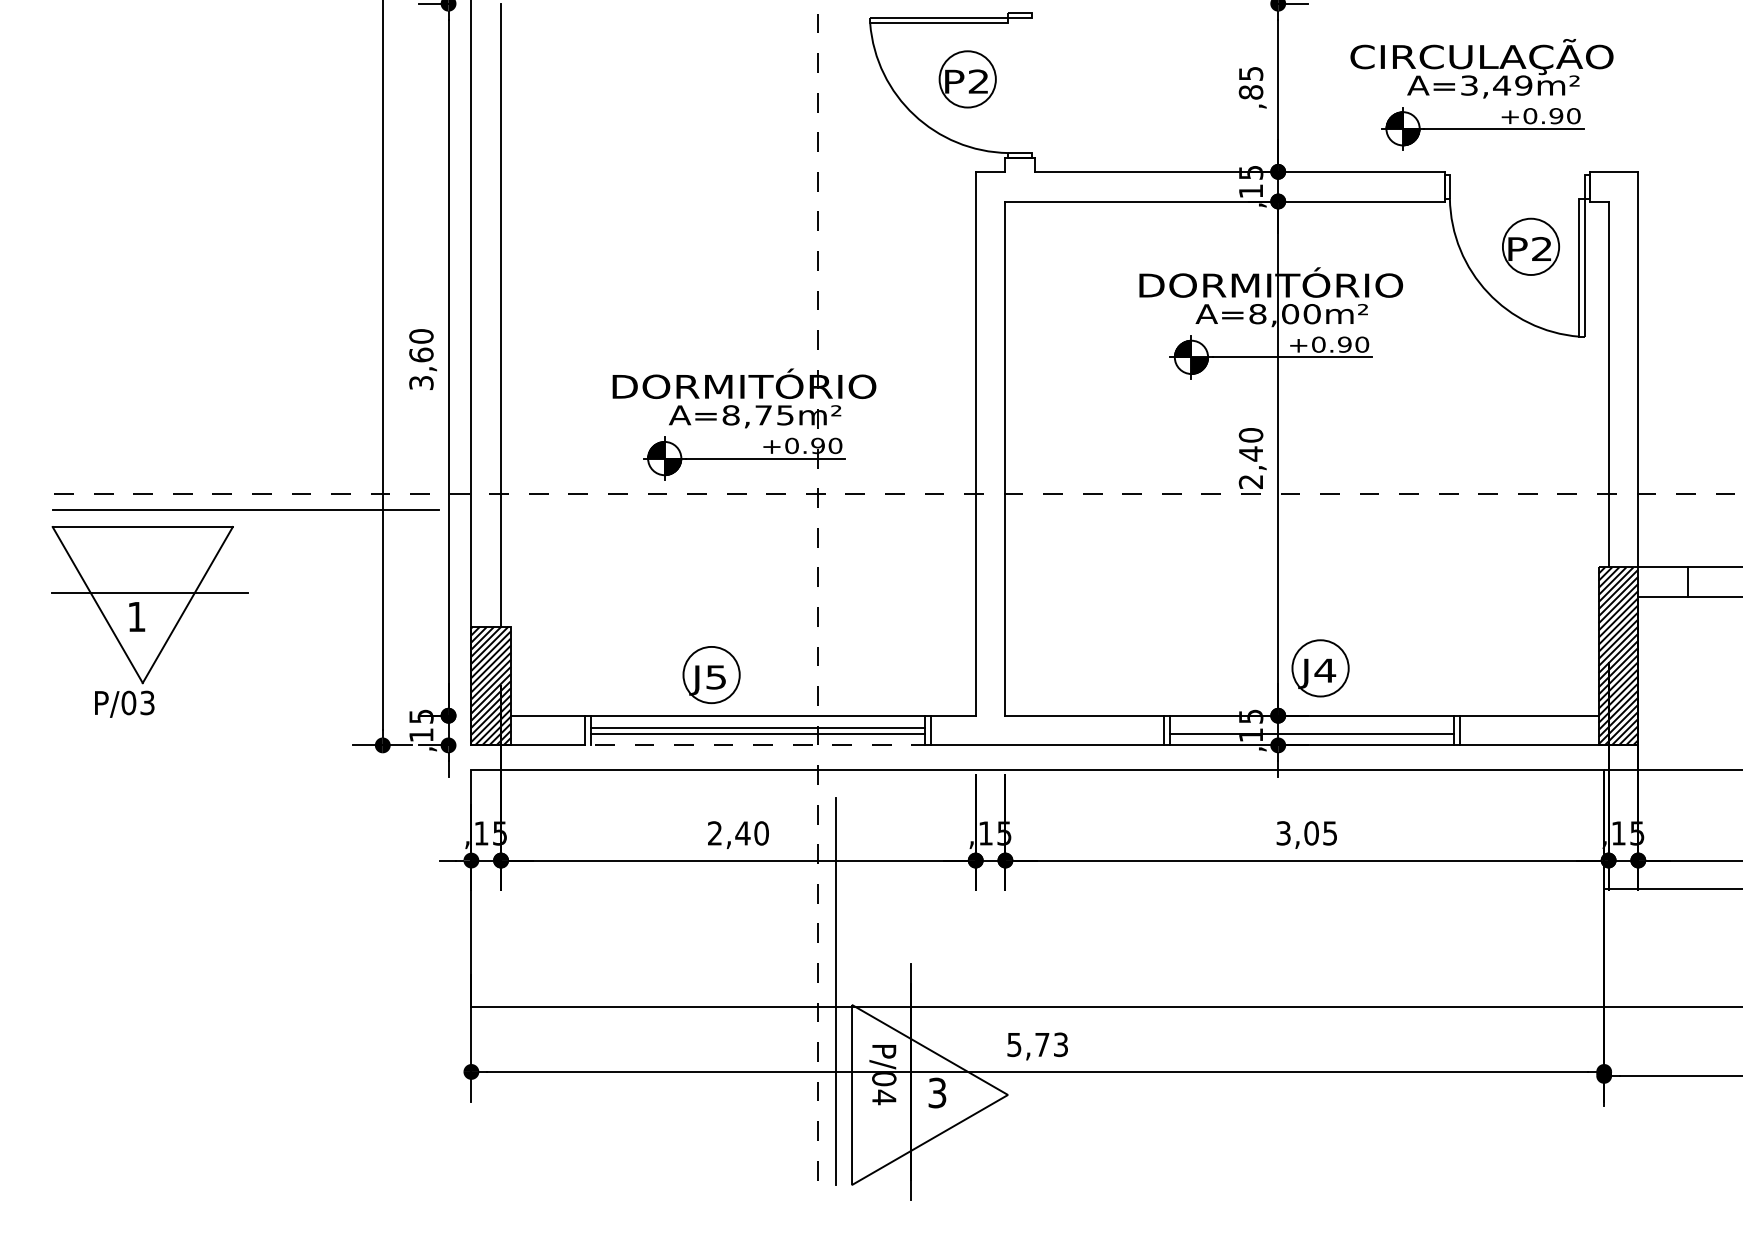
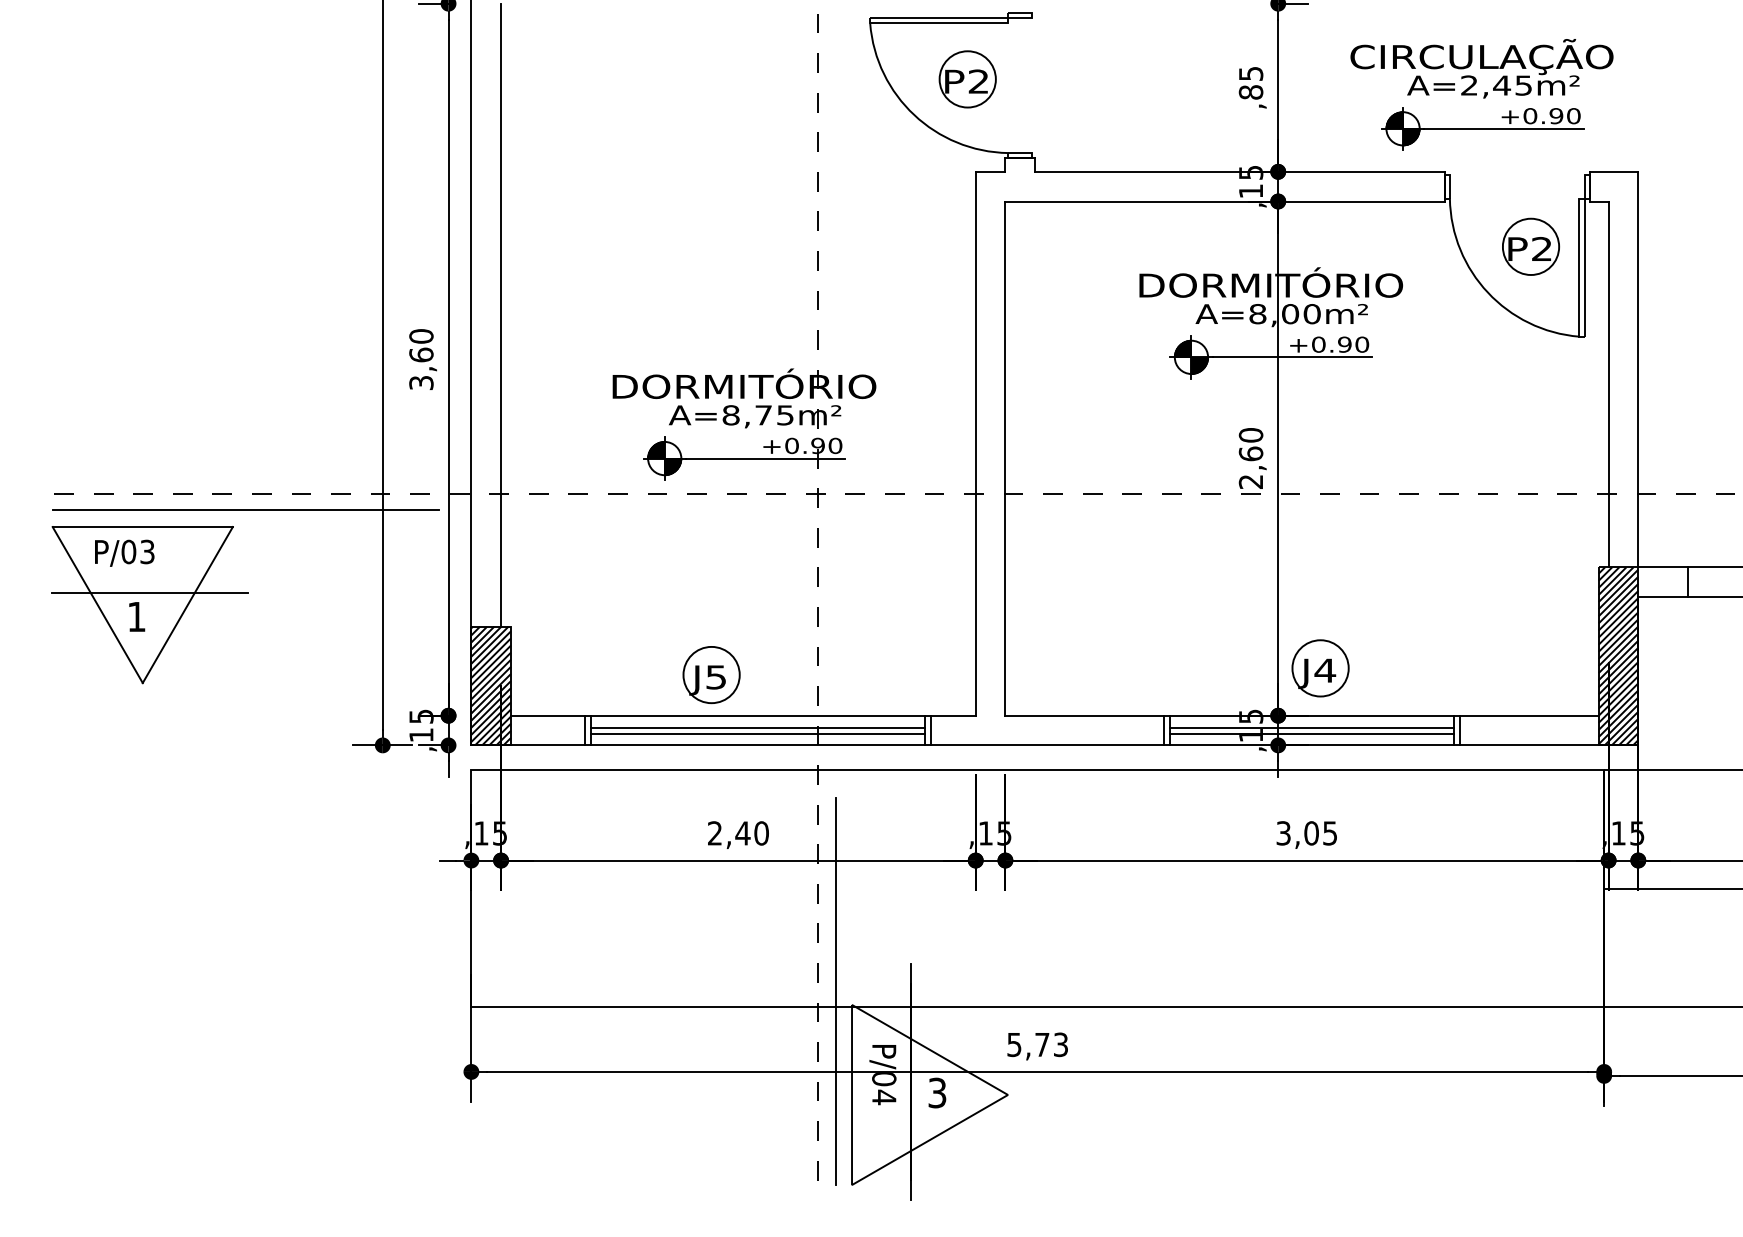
text: A=3,49m² -> A=2,45m² (1496, 85)
text: 2,40 -> 2,60 (1250, 453)
text position: (124, 703) -> (124, 552) (124, 552)
line: none -> present (1311, 727)
line: dashed -> solid (757, 745)
